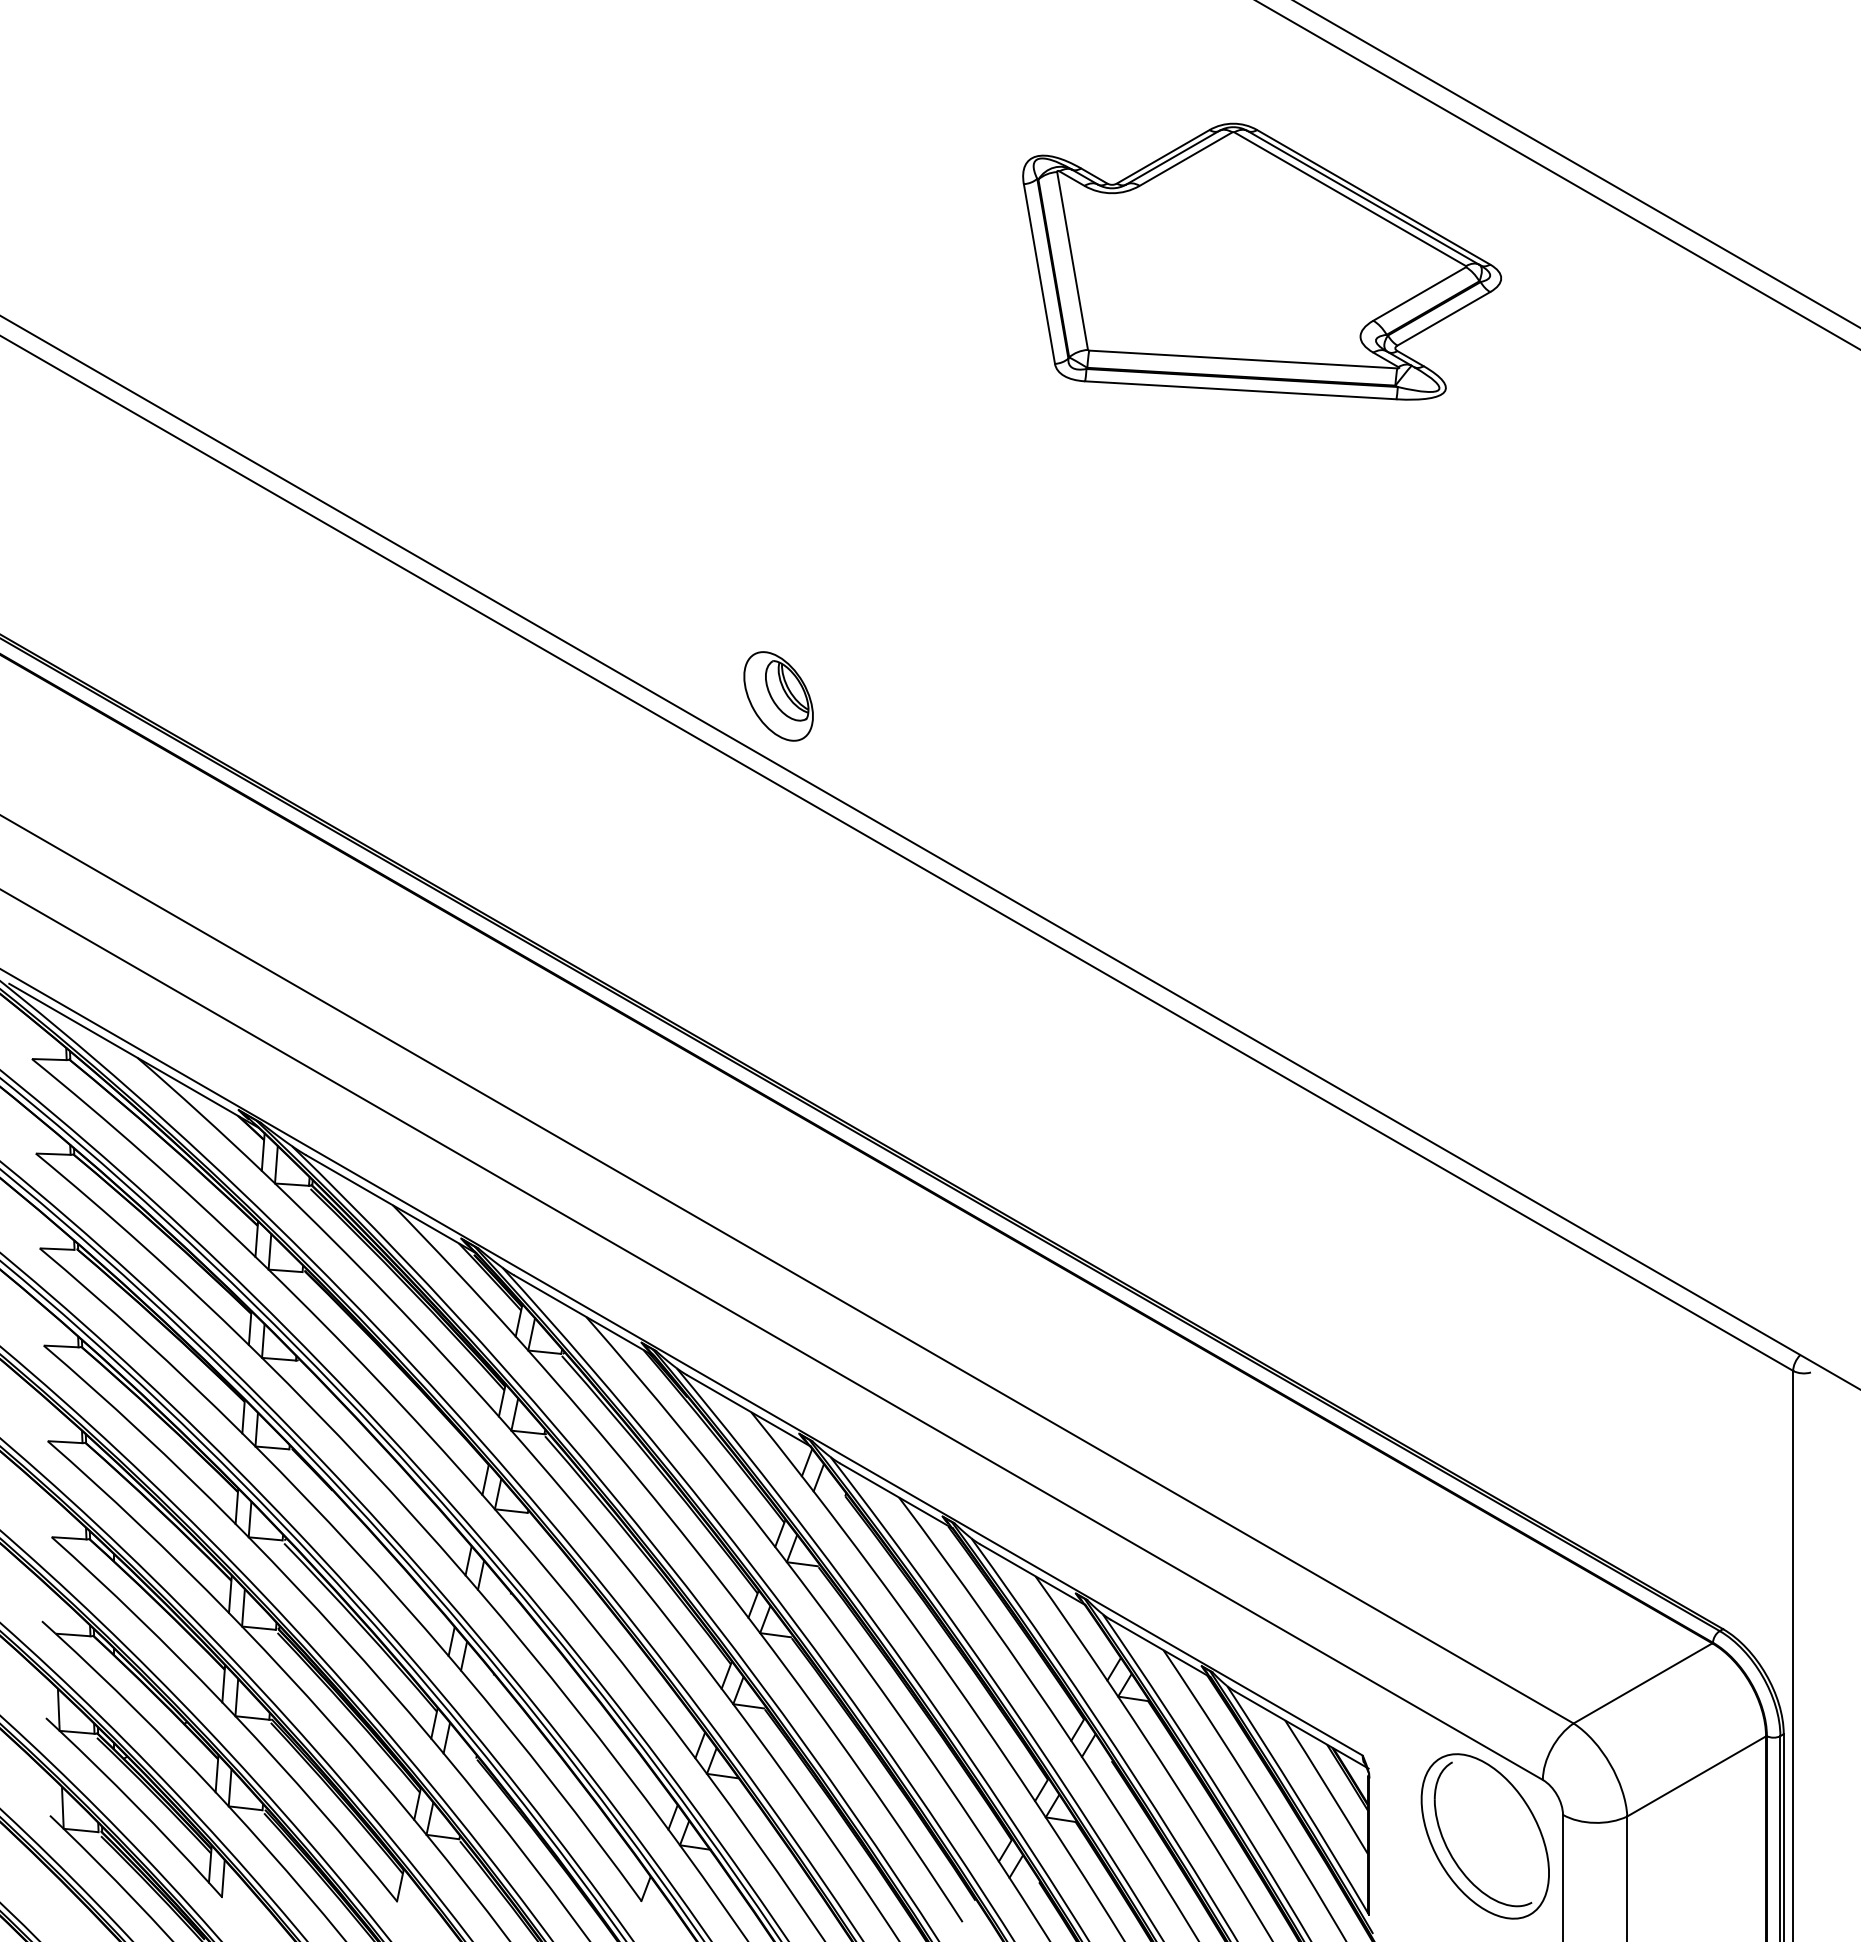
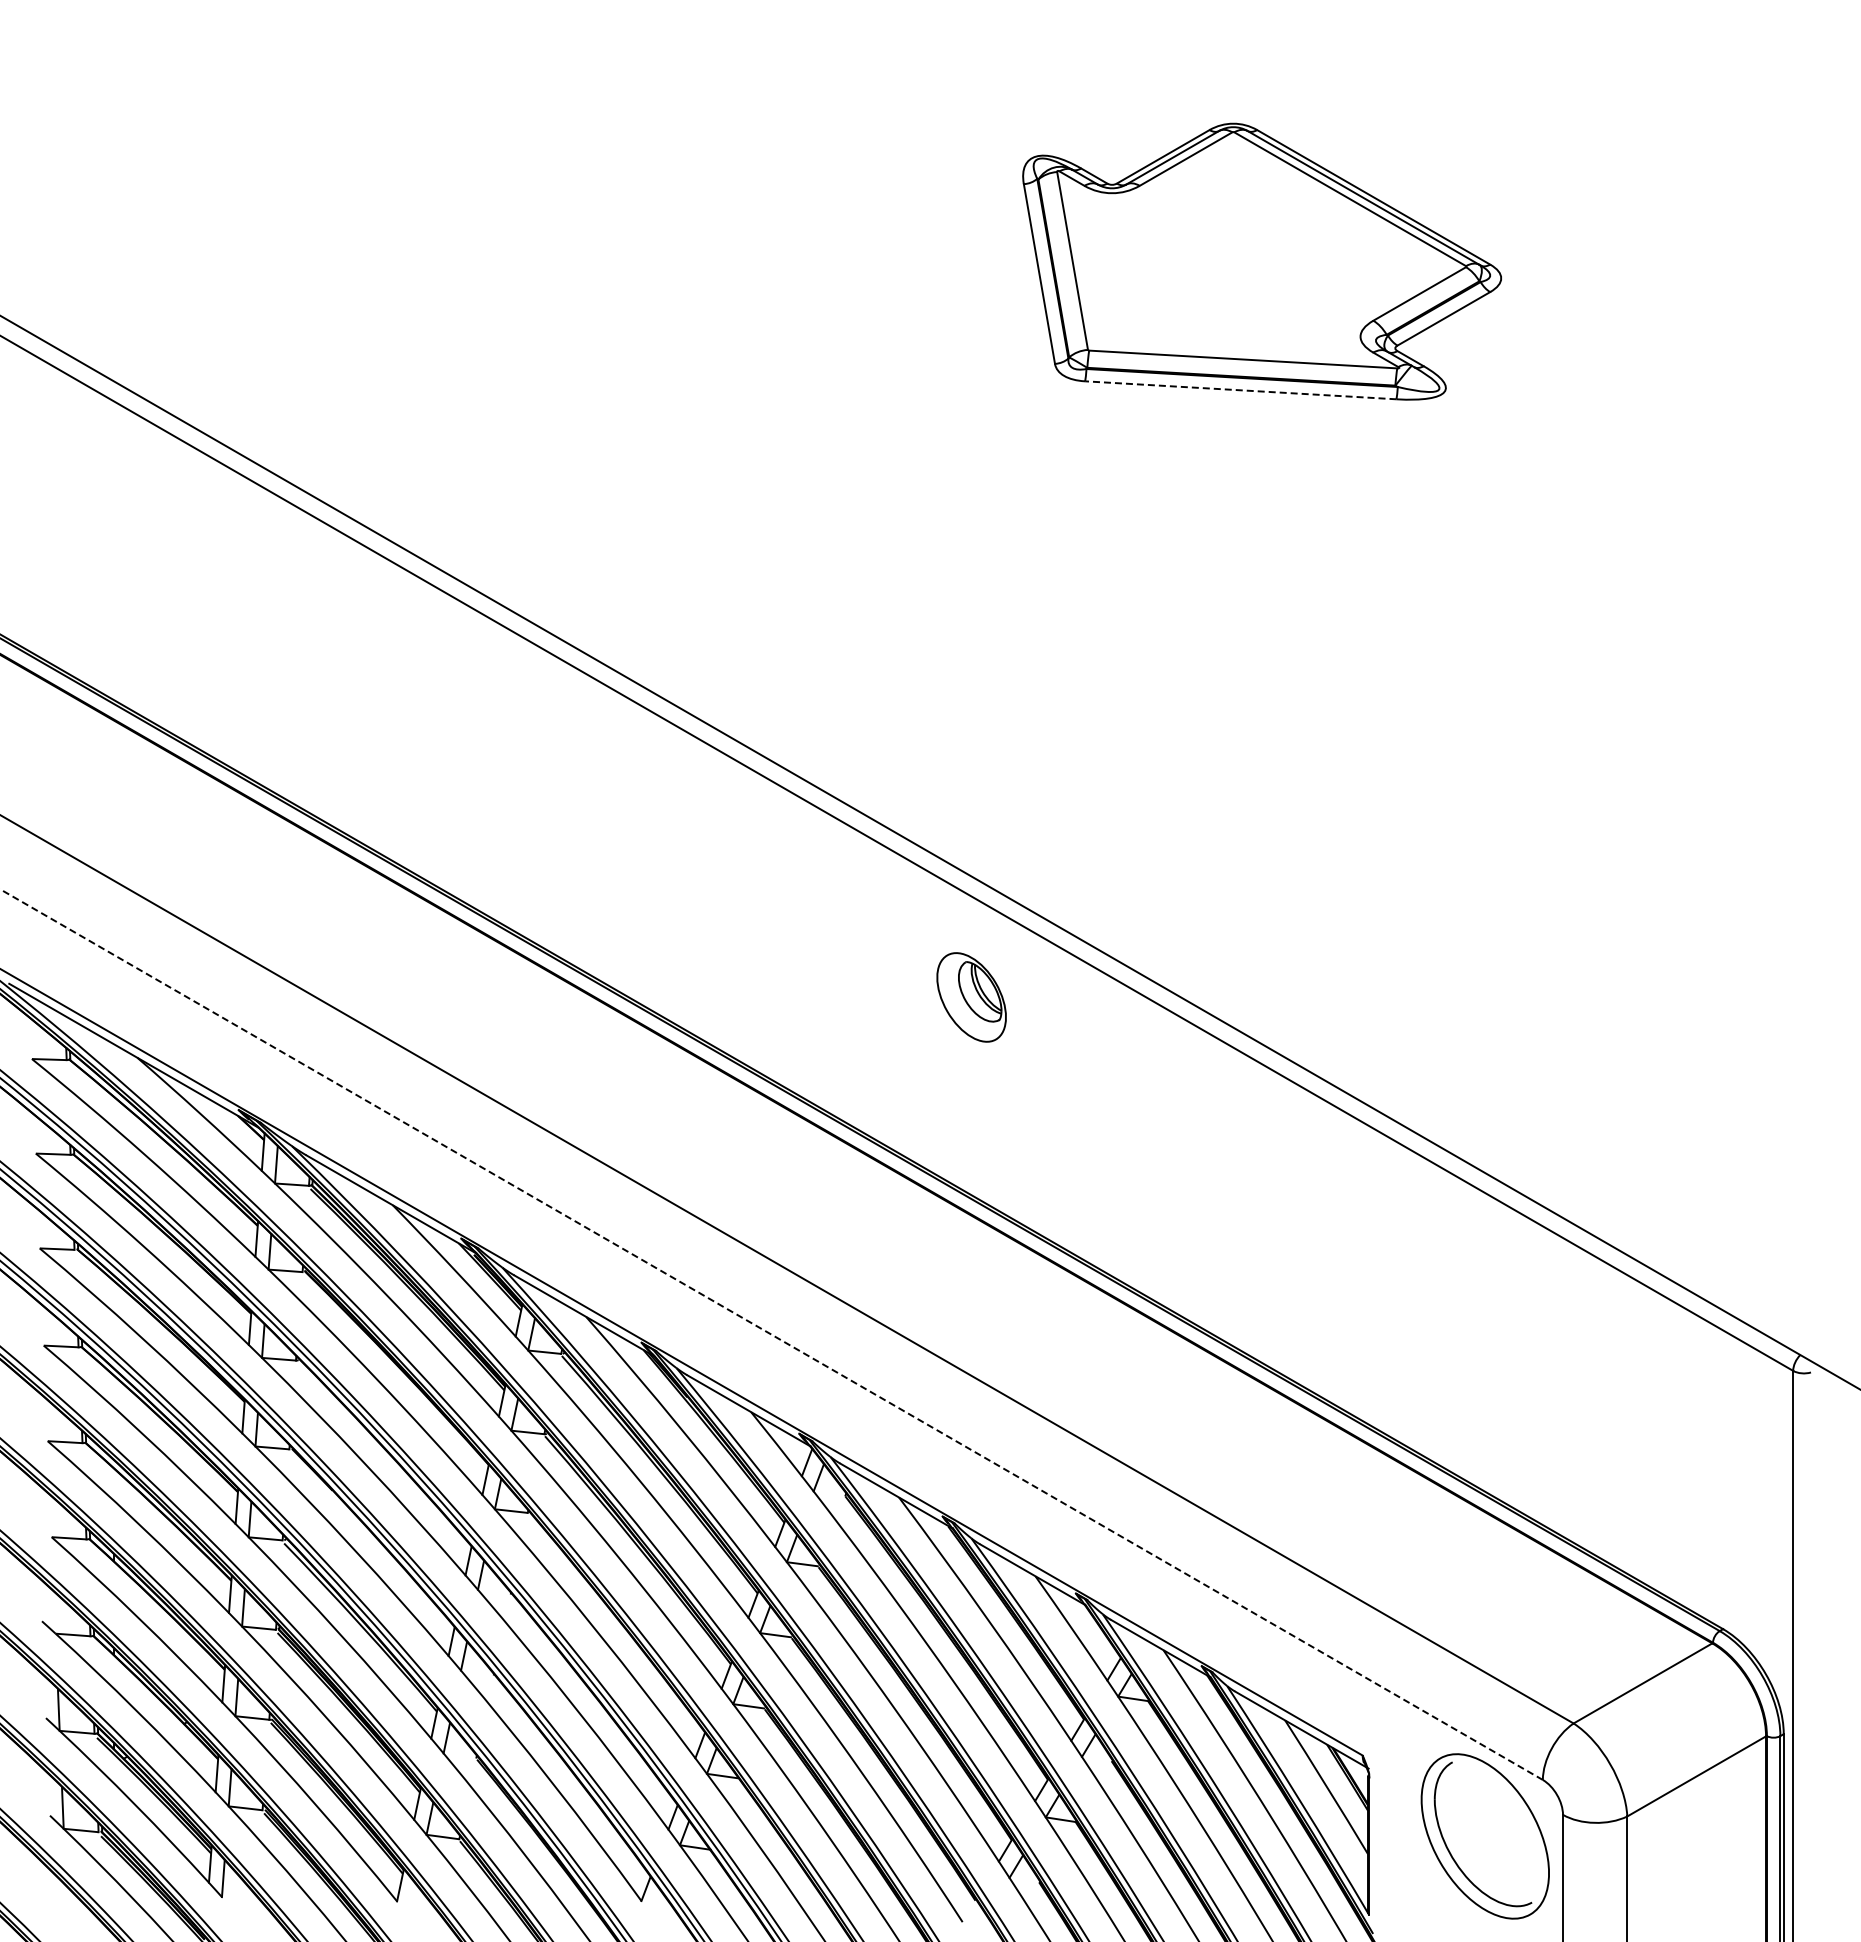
line: present -> none (1576, 164)
line: present -> none (1557, 174)
line: solid -> dashed (1240, 390)
part position: (778, 696) -> (971, 997) (971, 997)
line: solid -> dashed (771, 1334)
